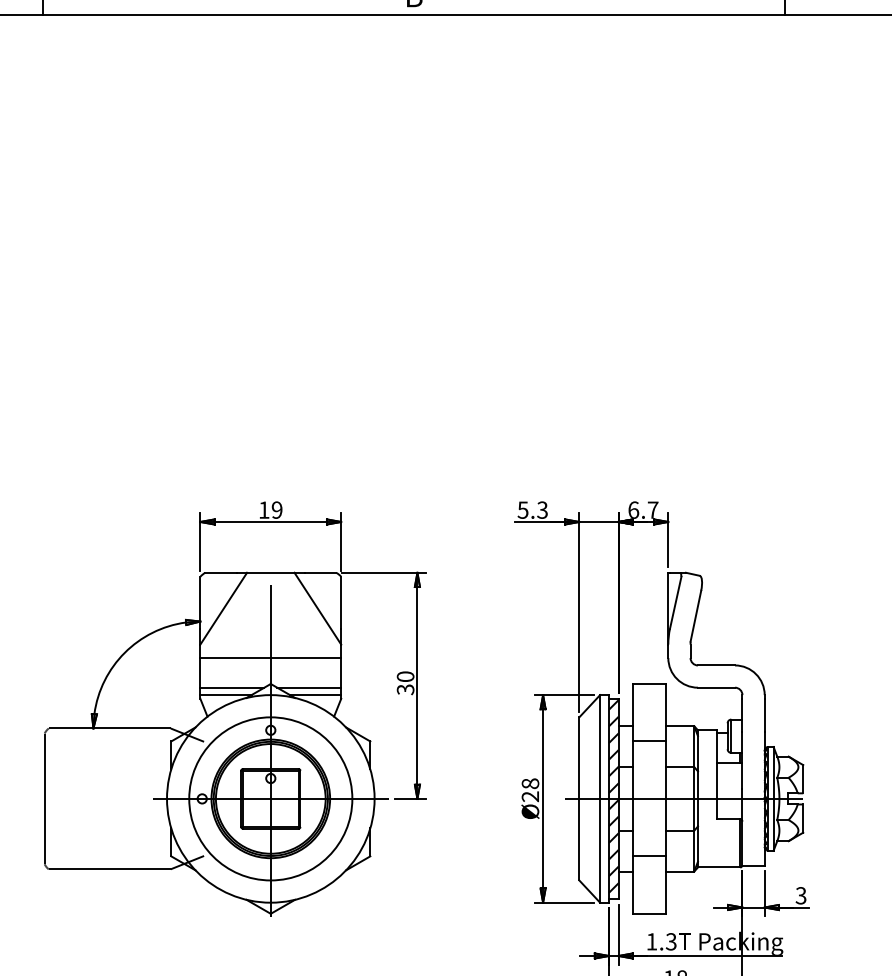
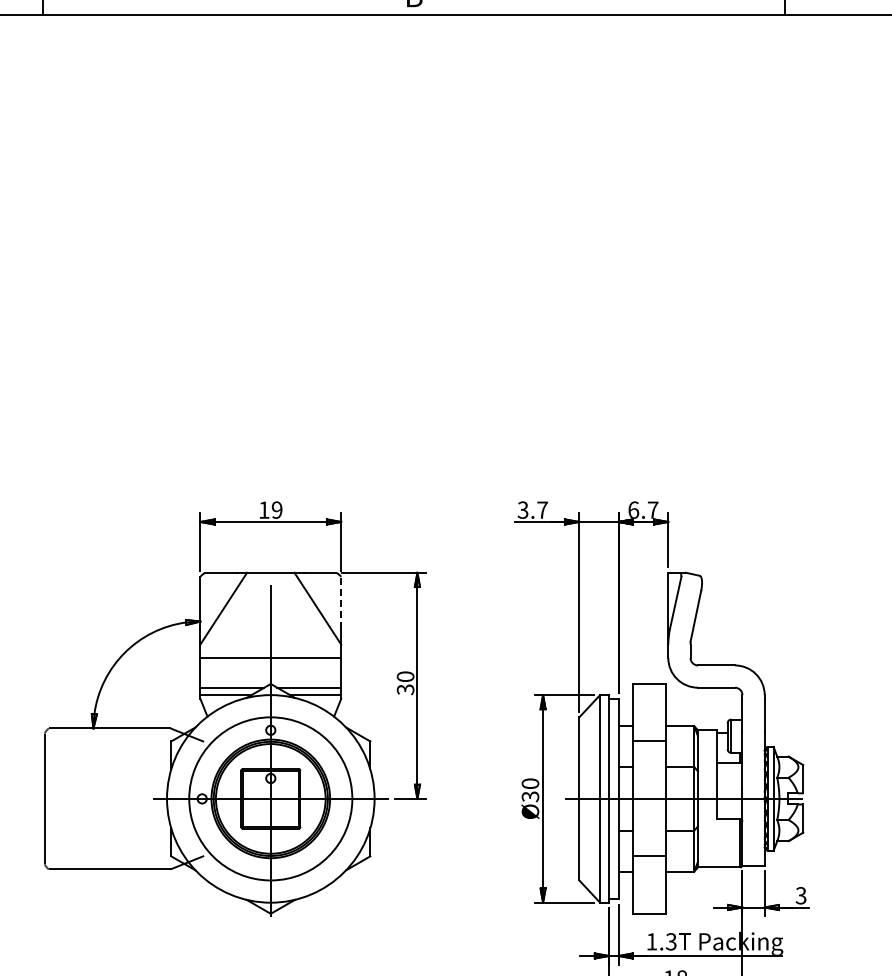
text: 5.3 -> 3.7 (532, 509)
line: solid -> dashed (341, 602)
text: 28 -> 30 (530, 790)
hatch: present -> none (613, 796)
